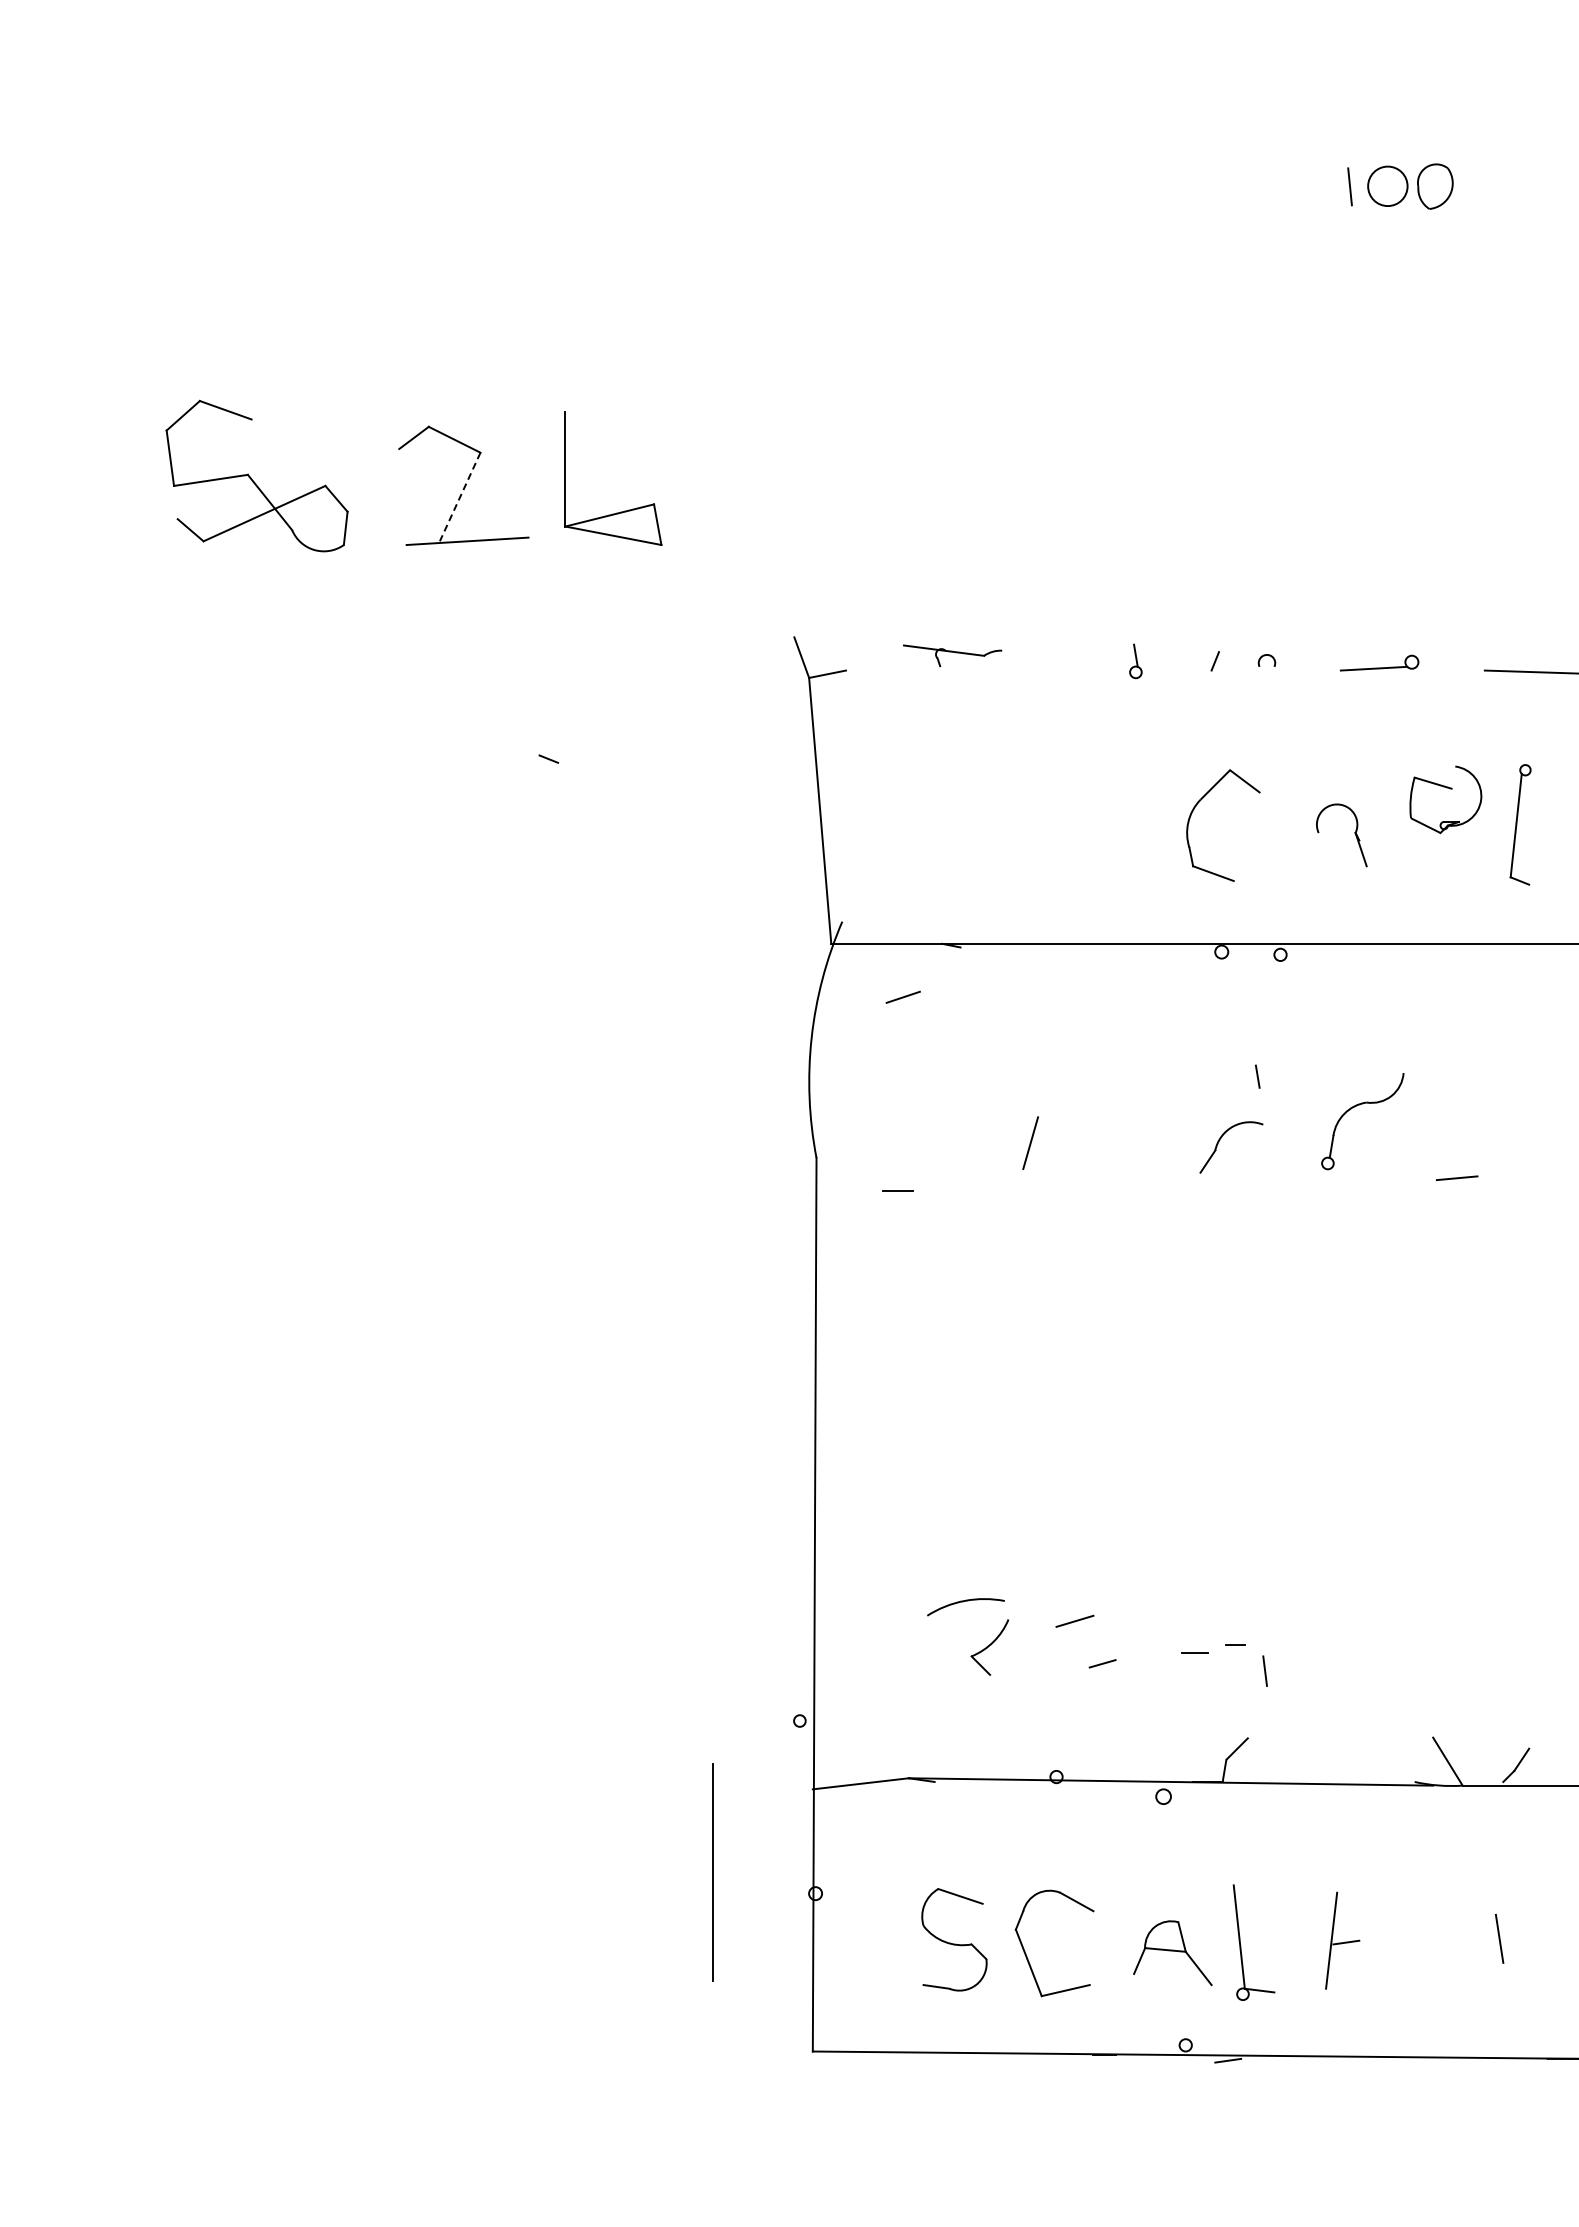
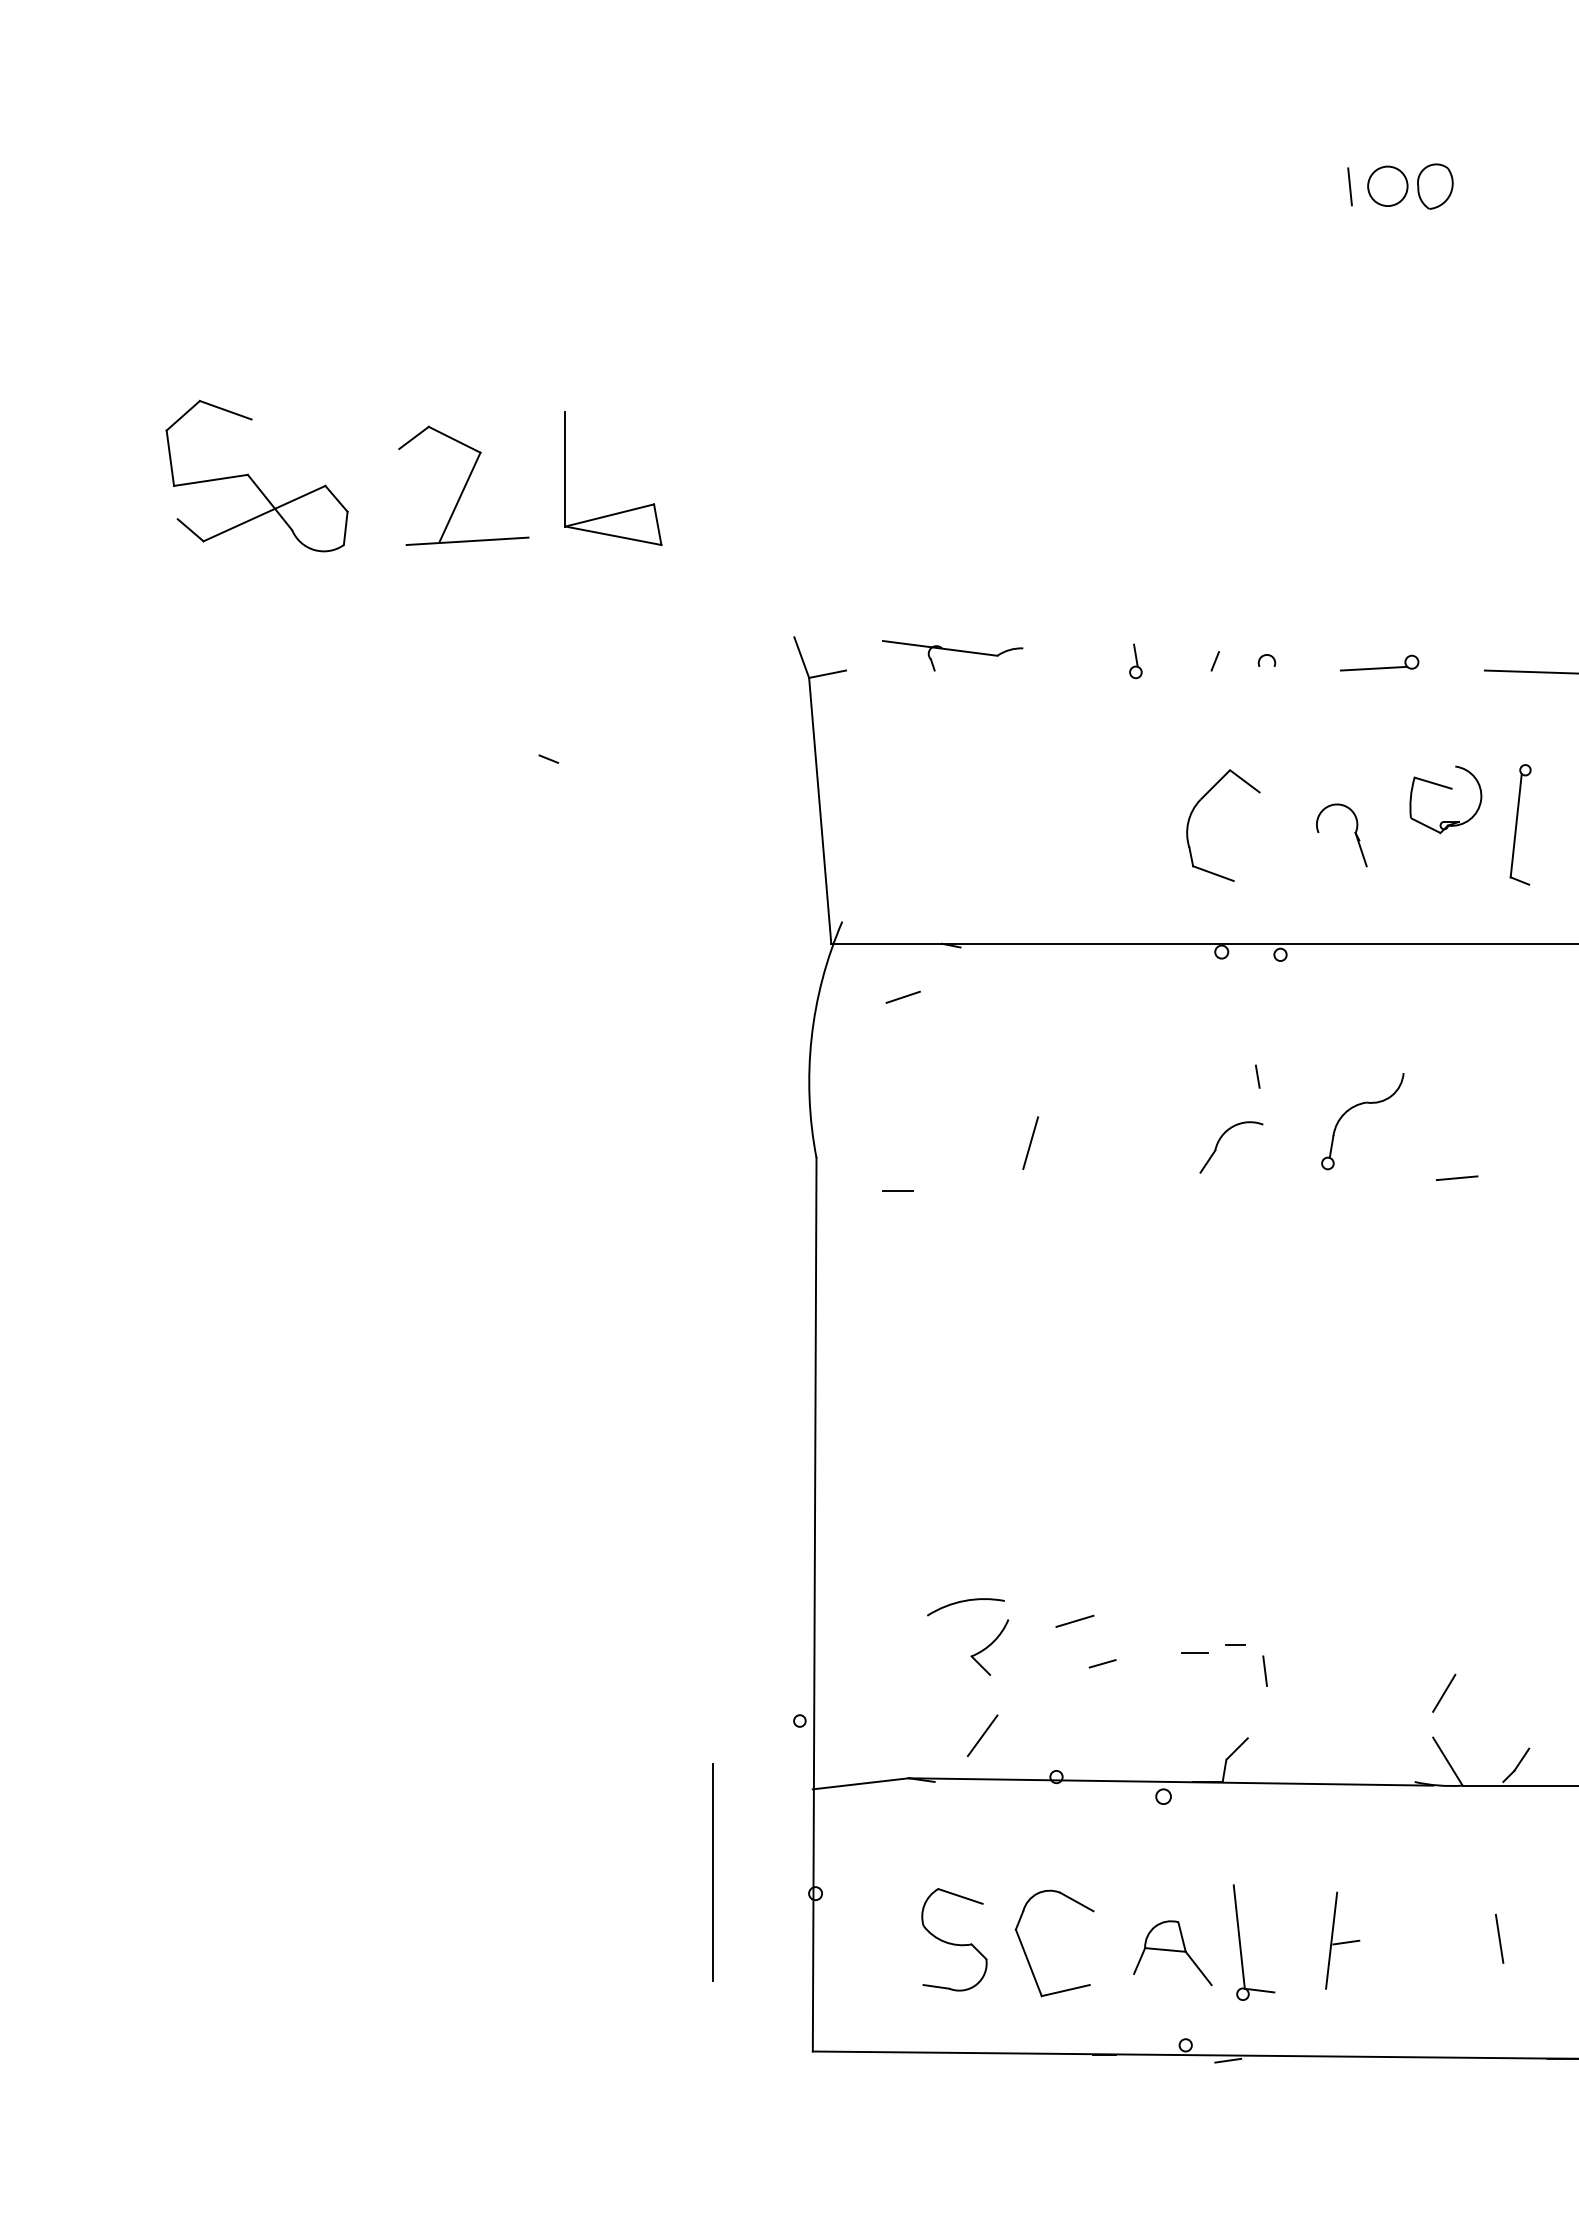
line: dashed -> solid (460, 497)
part size: 100x24 px -> 142x32 px (952, 655)
line: none -> present (1444, 1692)
line: none -> present (982, 1735)
